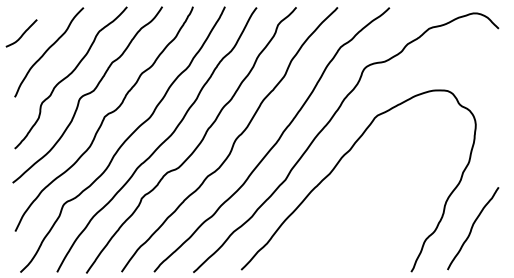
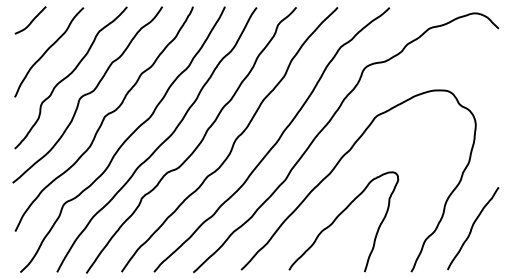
curve position: (22, 33) -> (31, 20) (31, 20)
curve: none -> present (339, 216)
